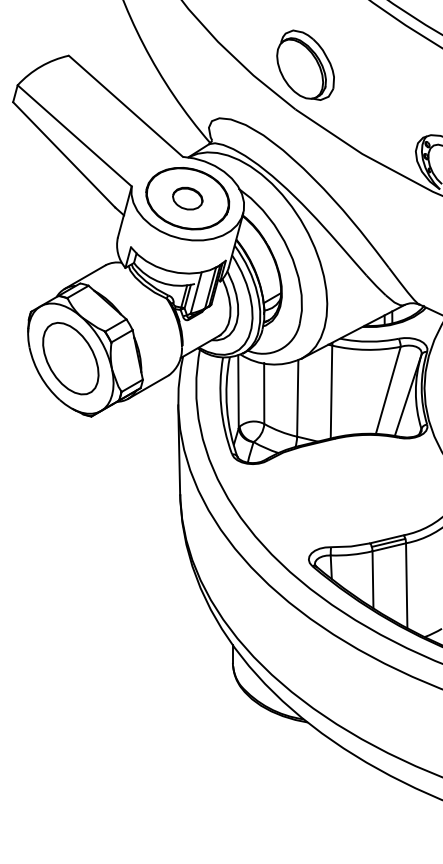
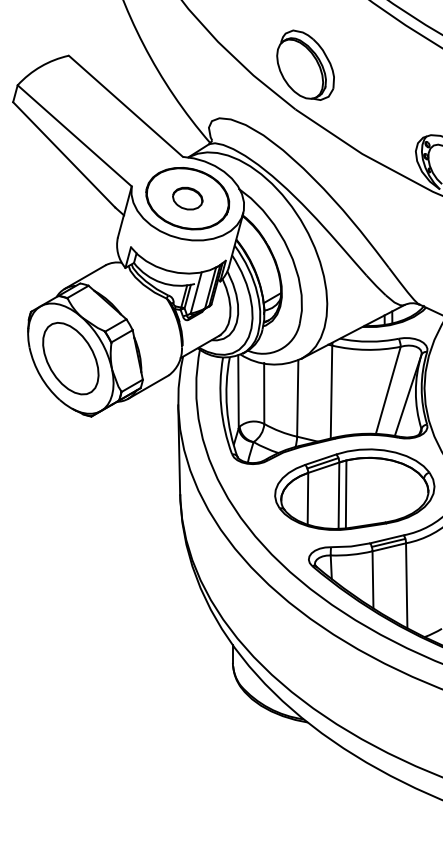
part: none -> present (354, 489)
